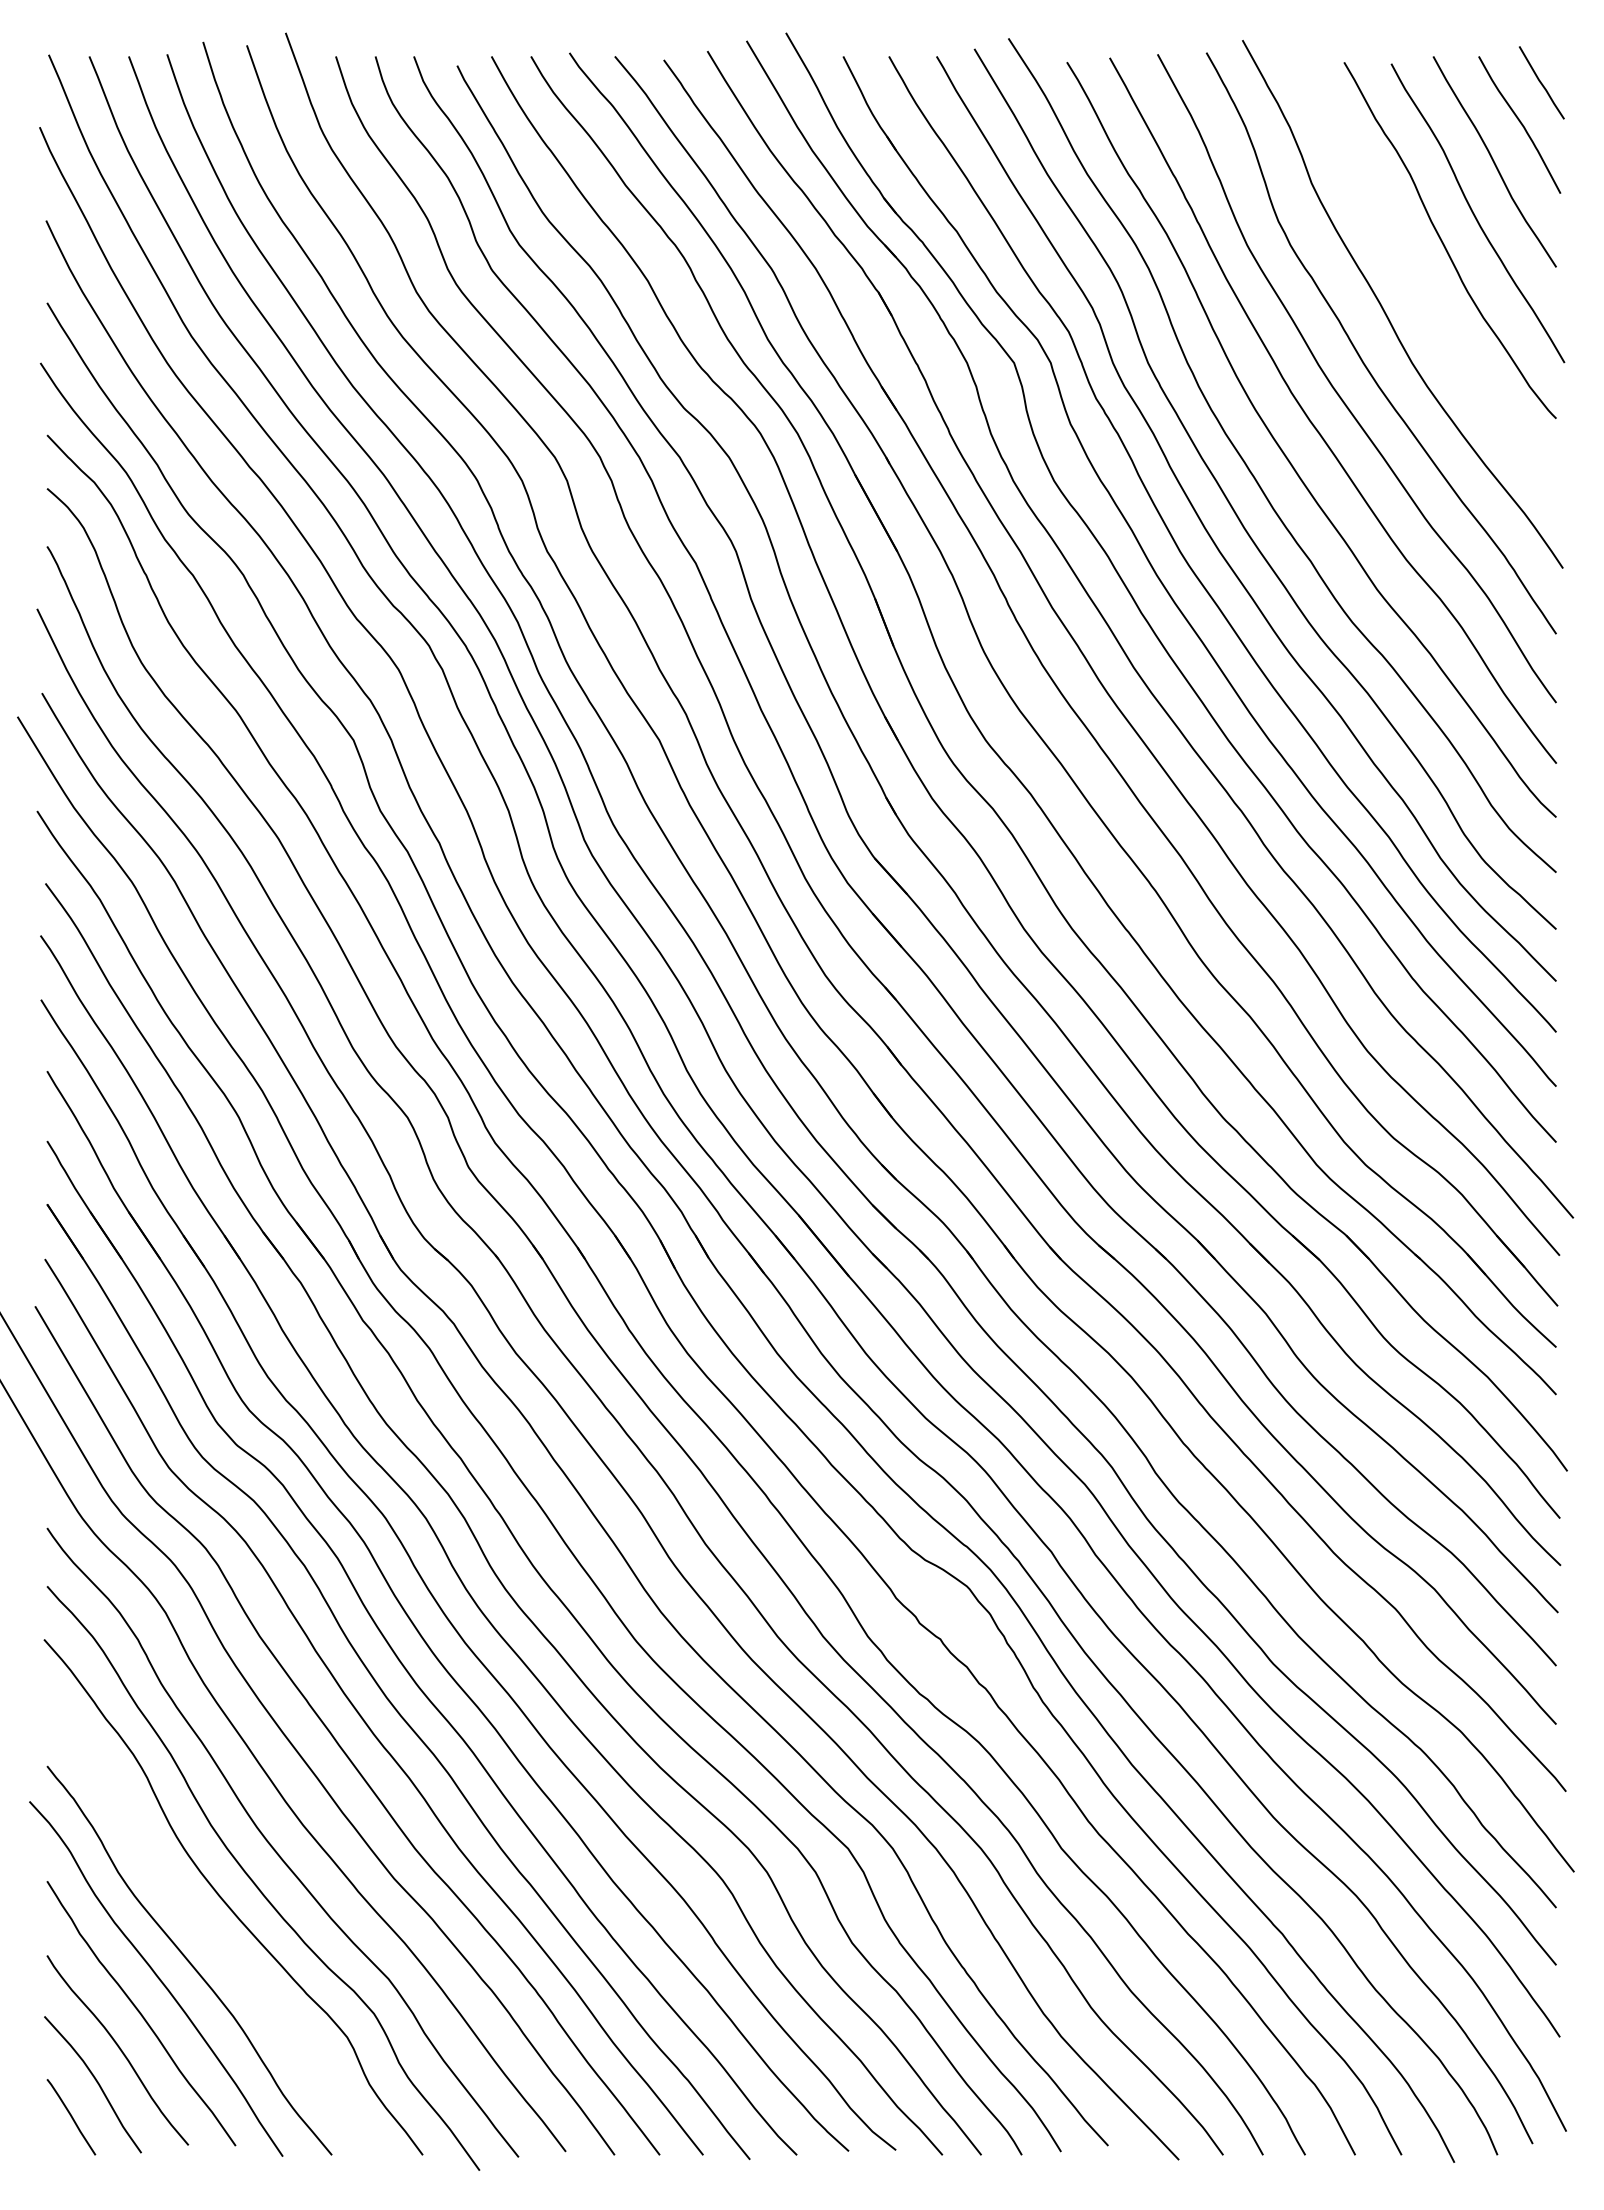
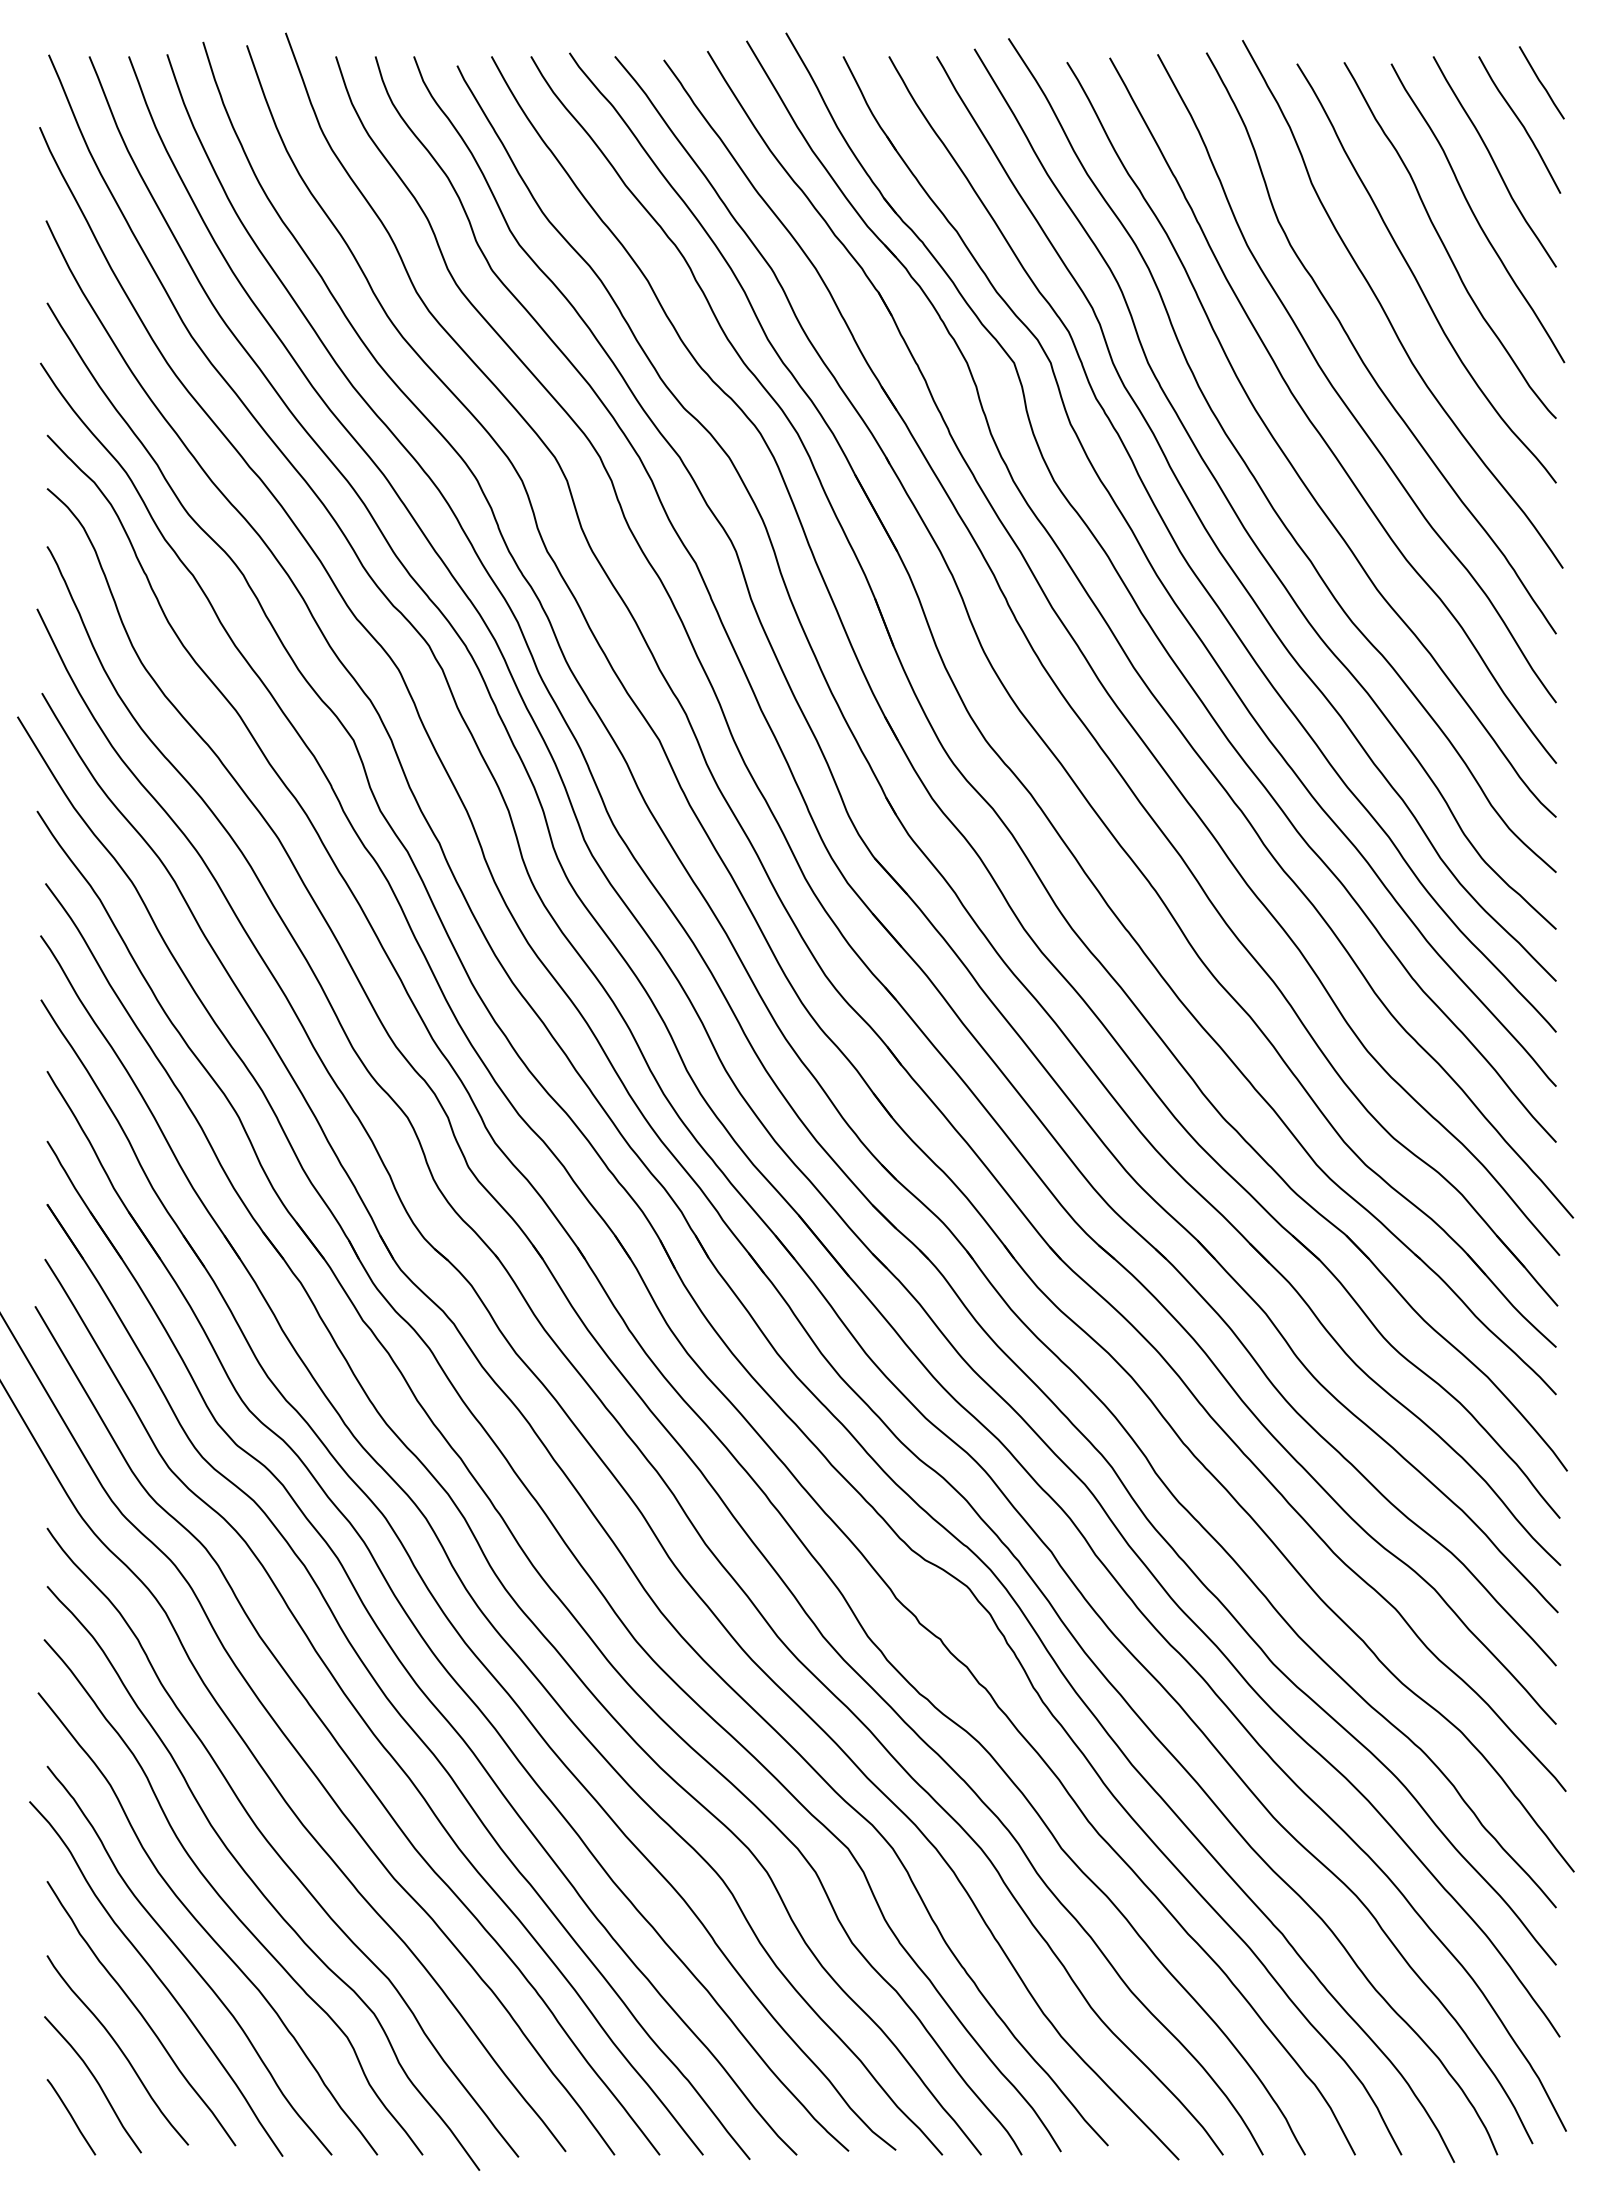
curve: none -> present (1416, 277)
curve: none -> present (203, 1926)
